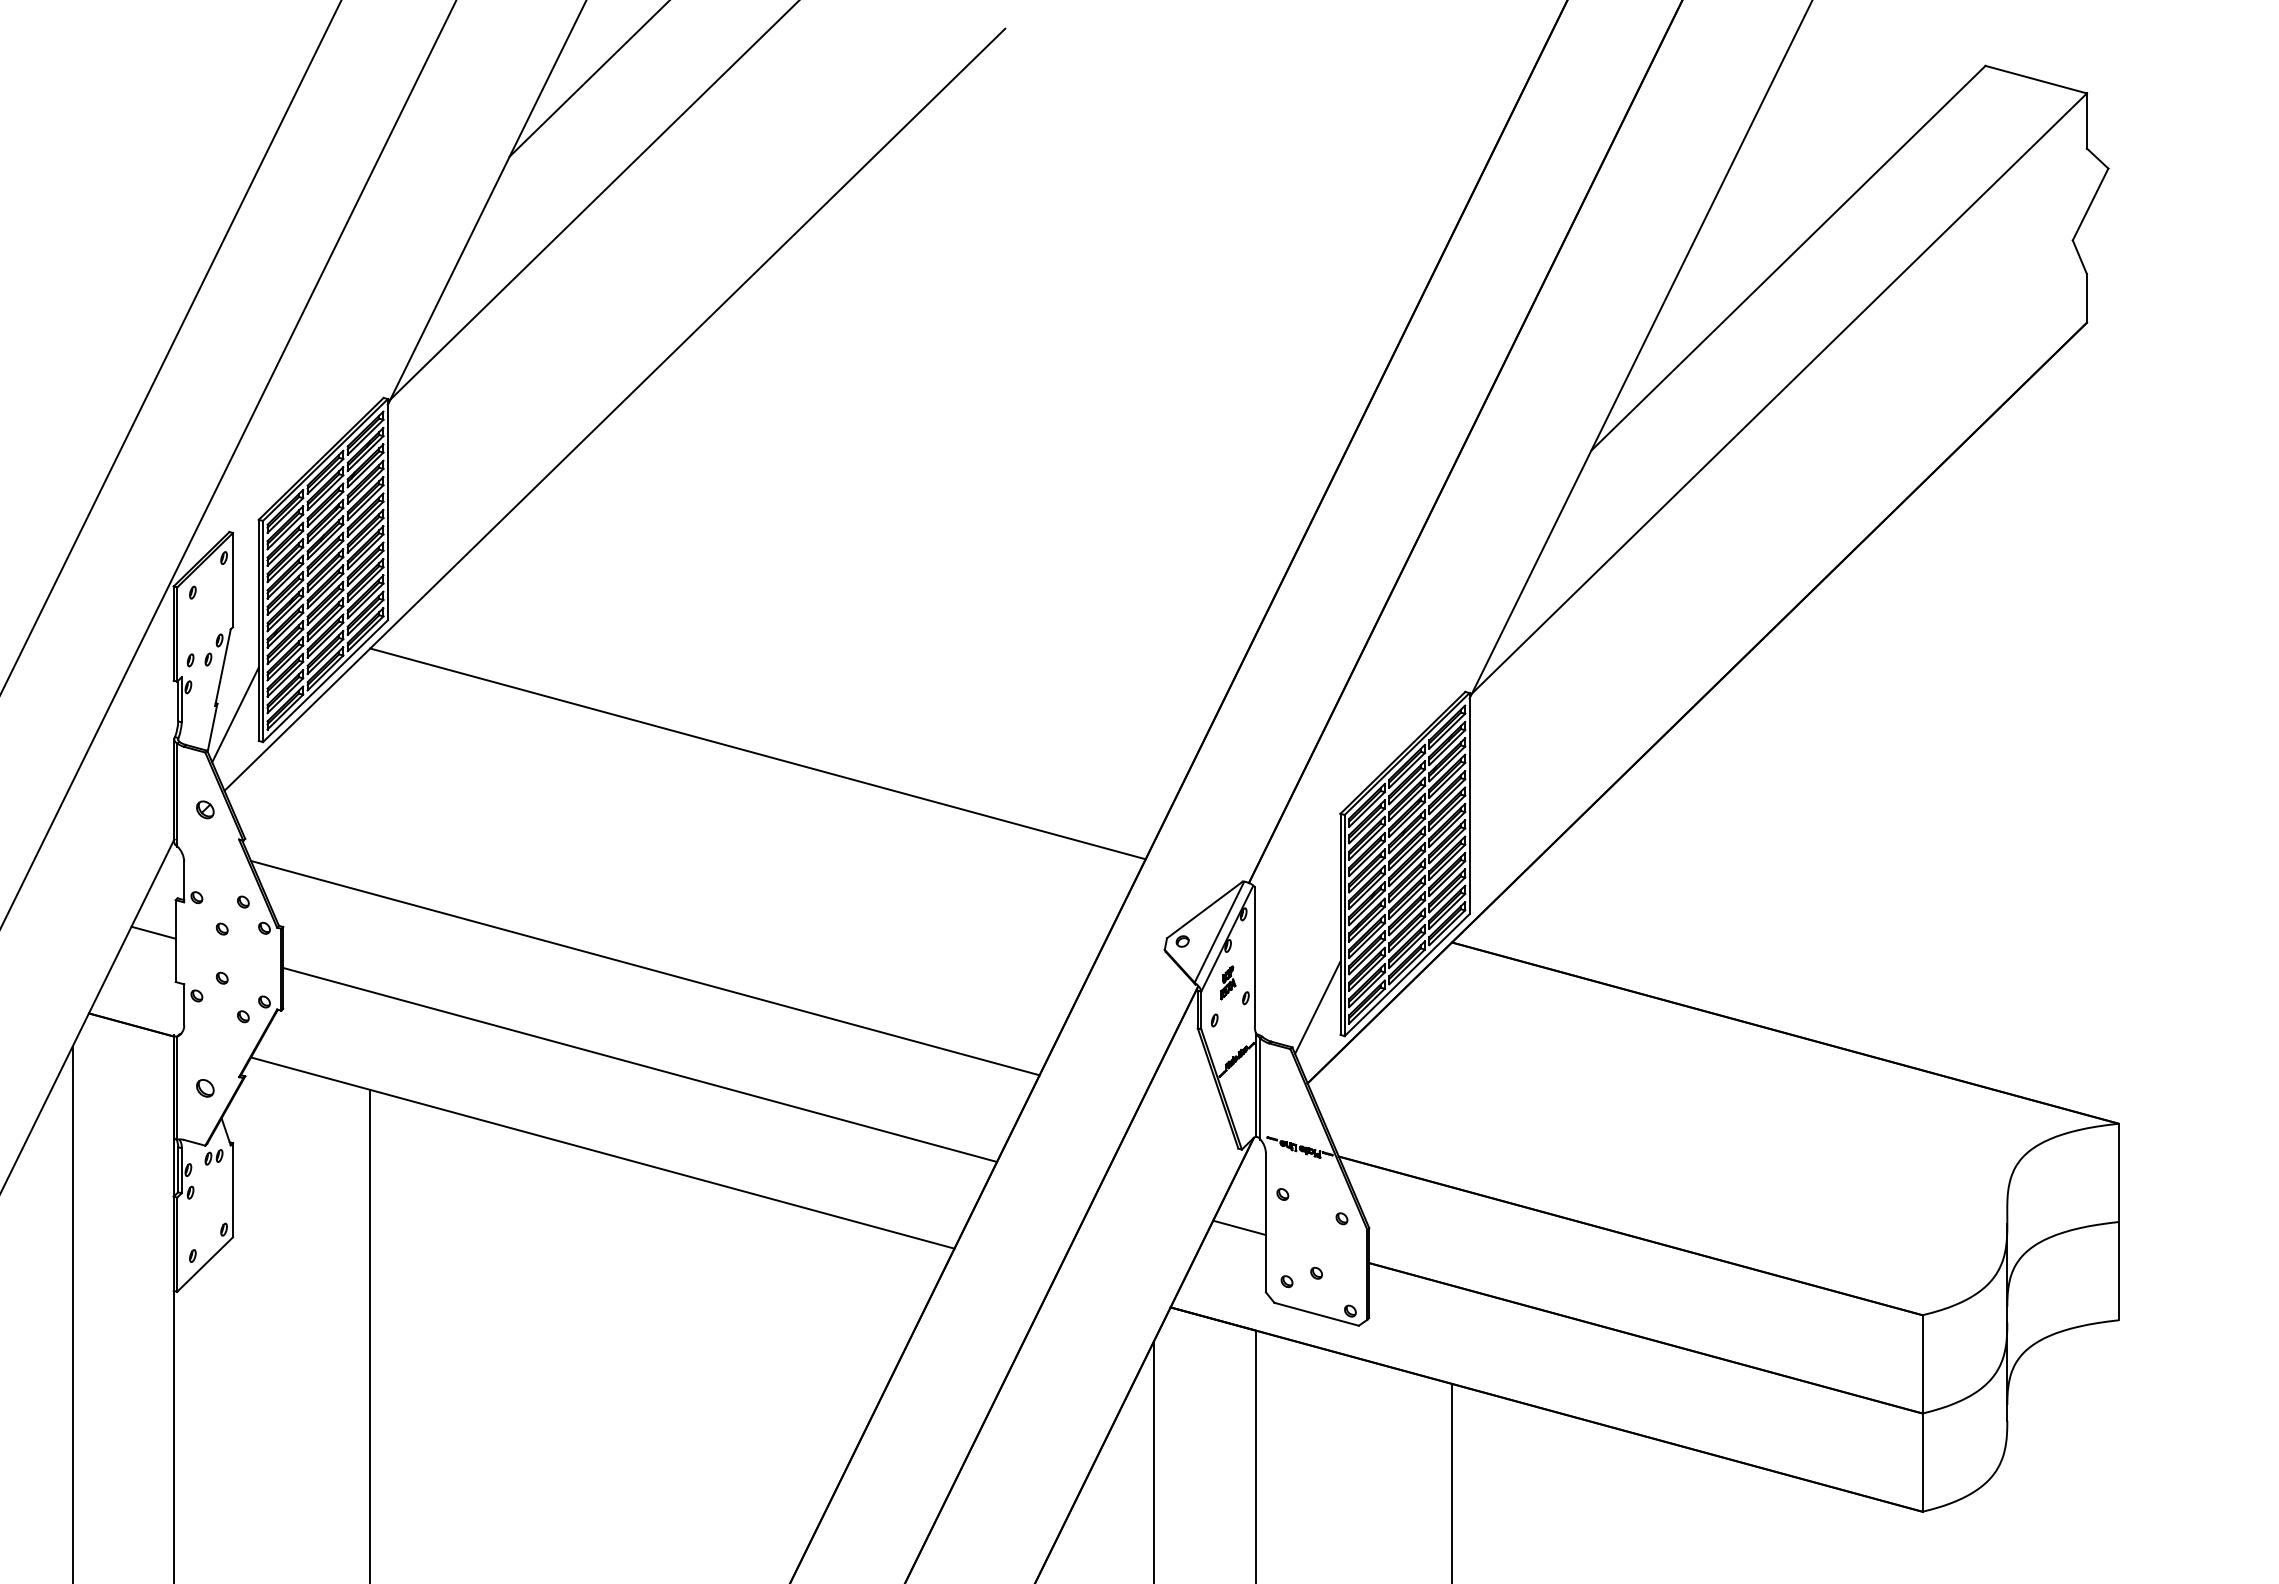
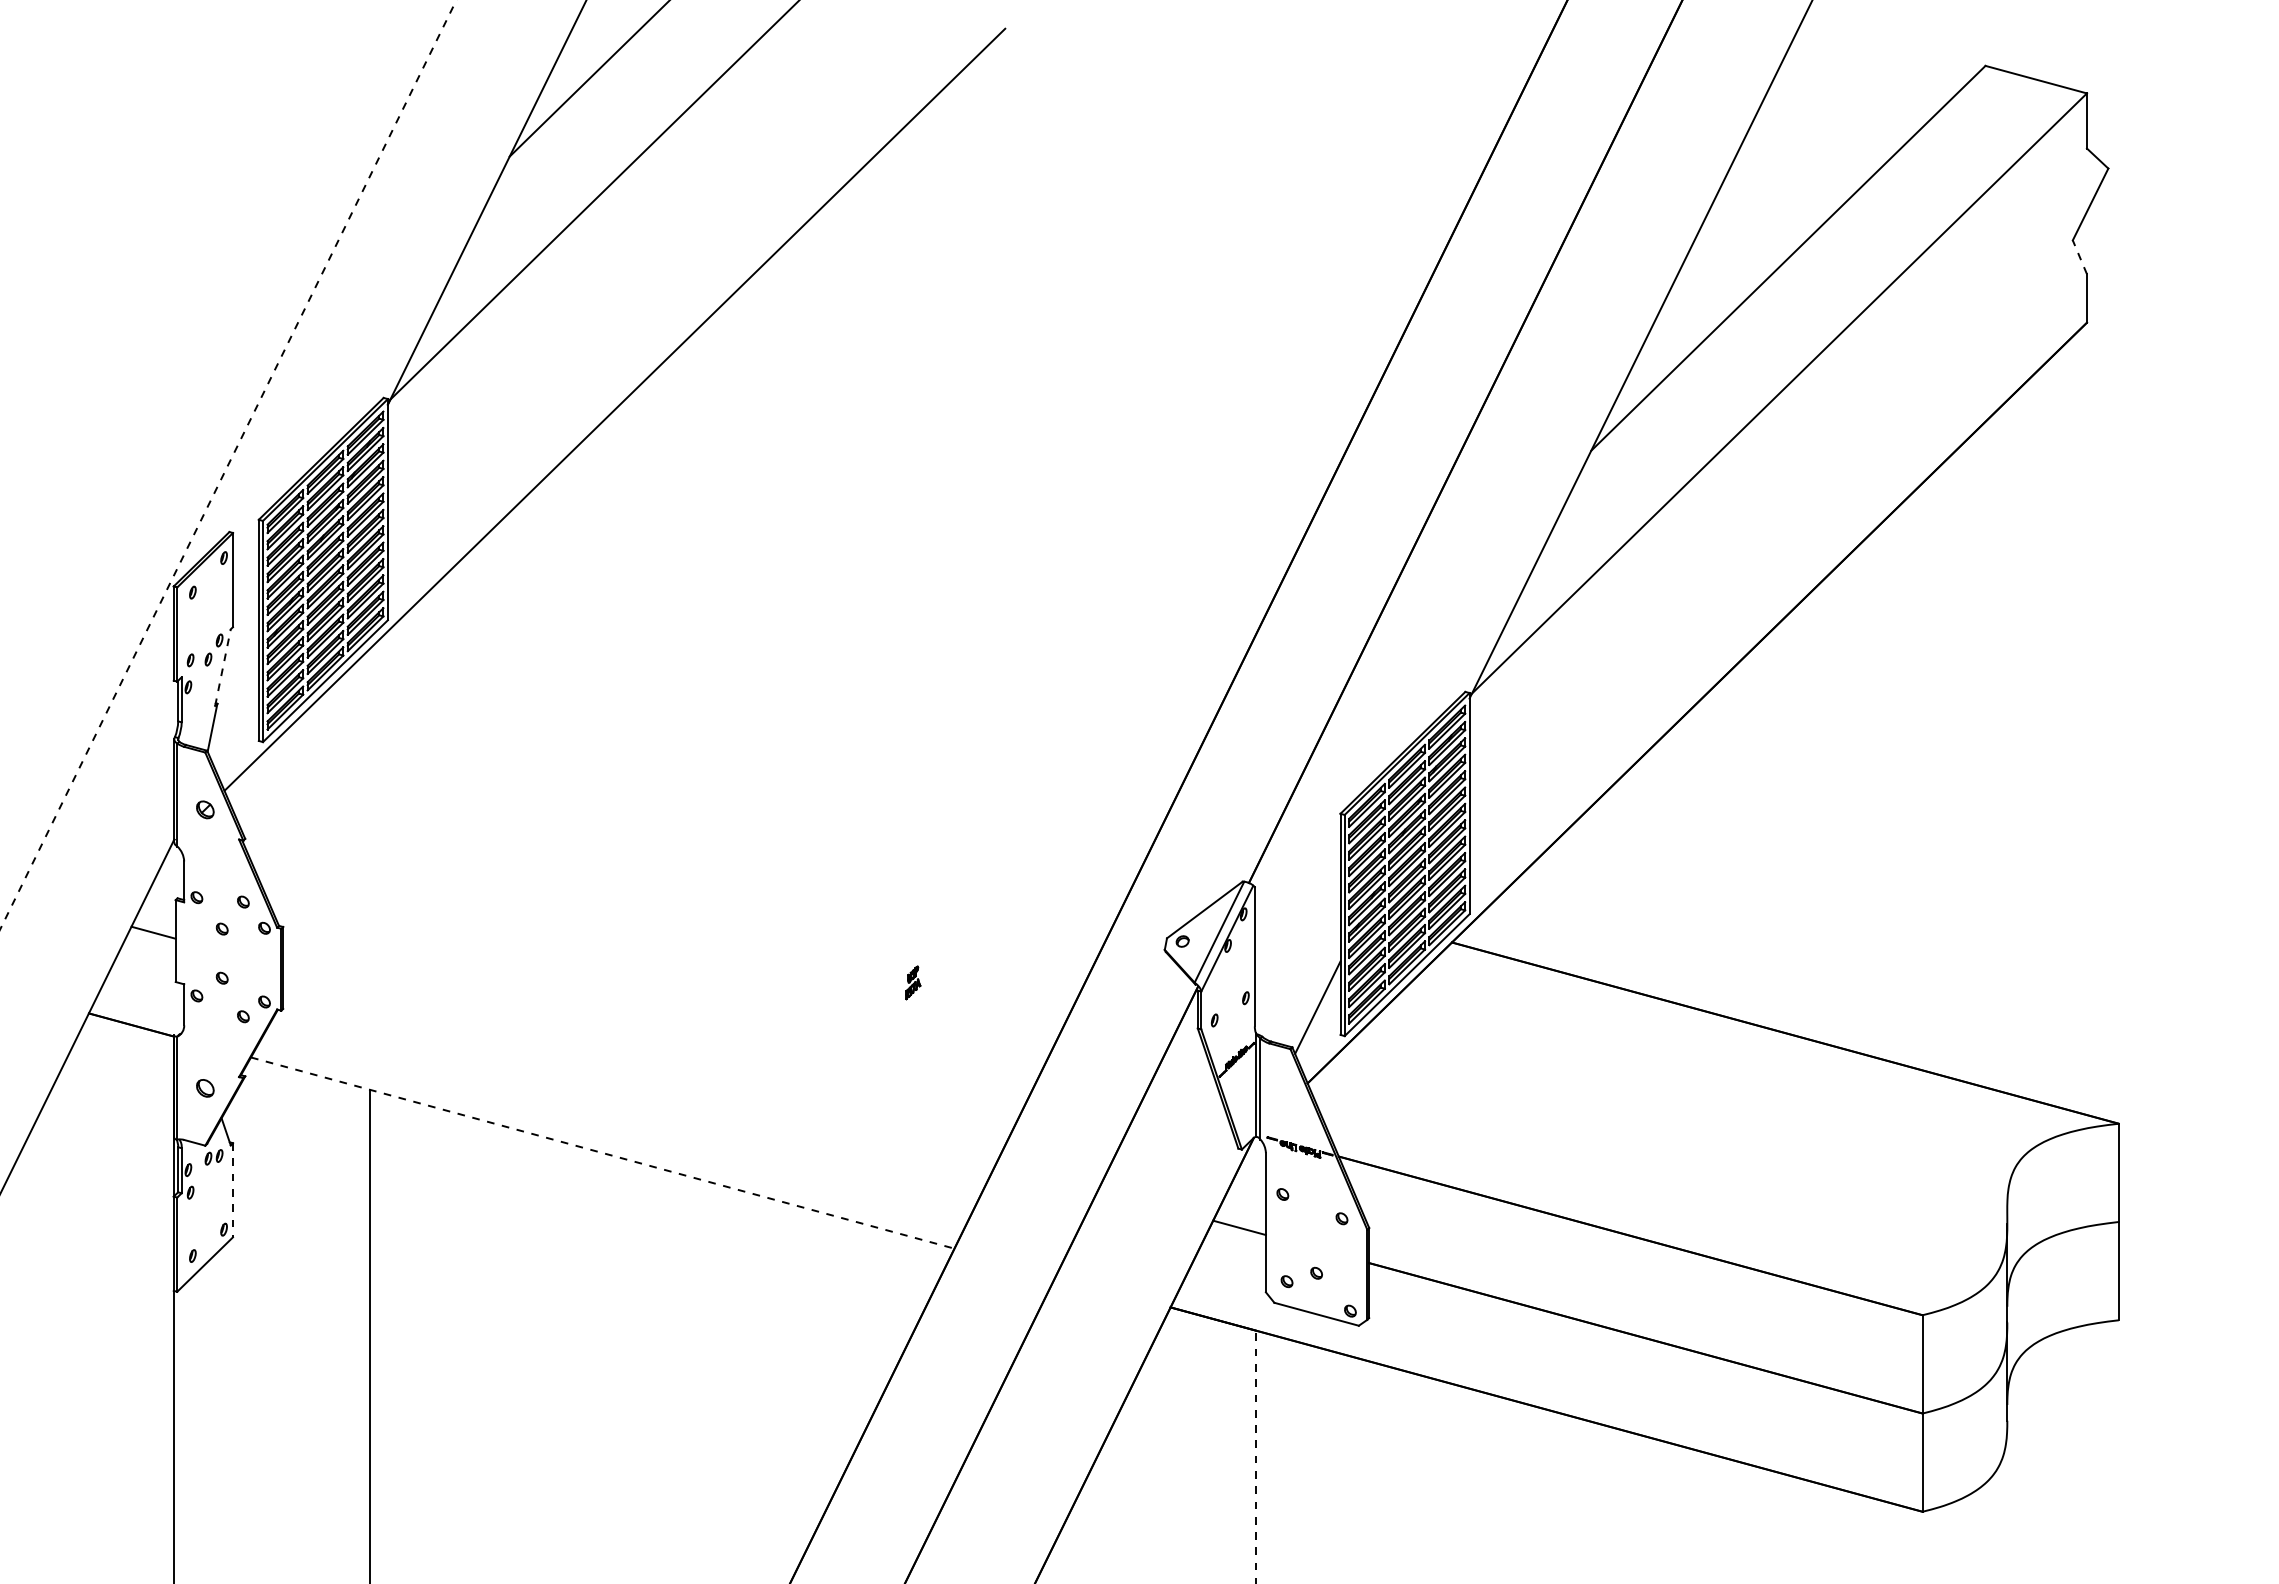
line: solid -> dashed (2079, 256)
line: present -> none (171, 346)
line: solid -> dashed (228, 464)
line: solid -> dashed (223, 667)
line: present -> none (235, 714)
line: present -> none (757, 753)
line: present -> none (645, 967)
part position: (1228, 982) -> (913, 982) (913, 982)
line: present -> none (640, 1064)
line: solid -> dashed (603, 1153)
line: solid -> dashed (232, 1190)
line: present -> none (72, 1313)
line: solid -> dashed (1255, 1456)
line: present -> none (1154, 1460)
line: present -> none (1451, 1481)
